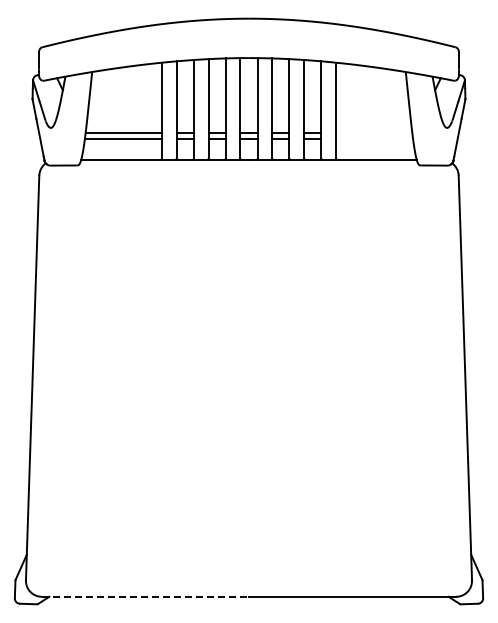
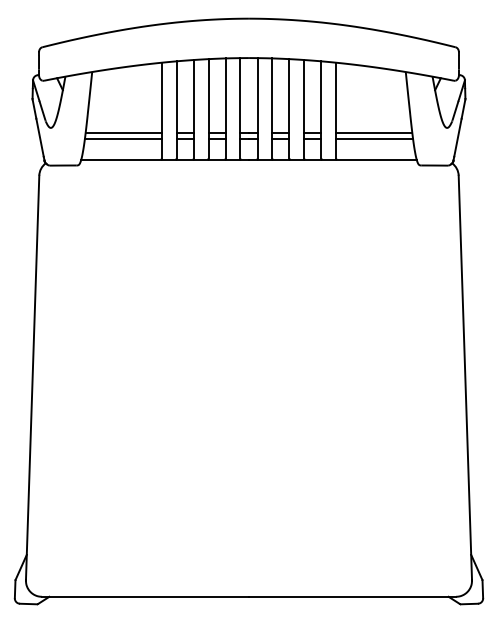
line: none -> present (374, 132)
line: none -> present (374, 139)
line: dashed -> solid (145, 596)
